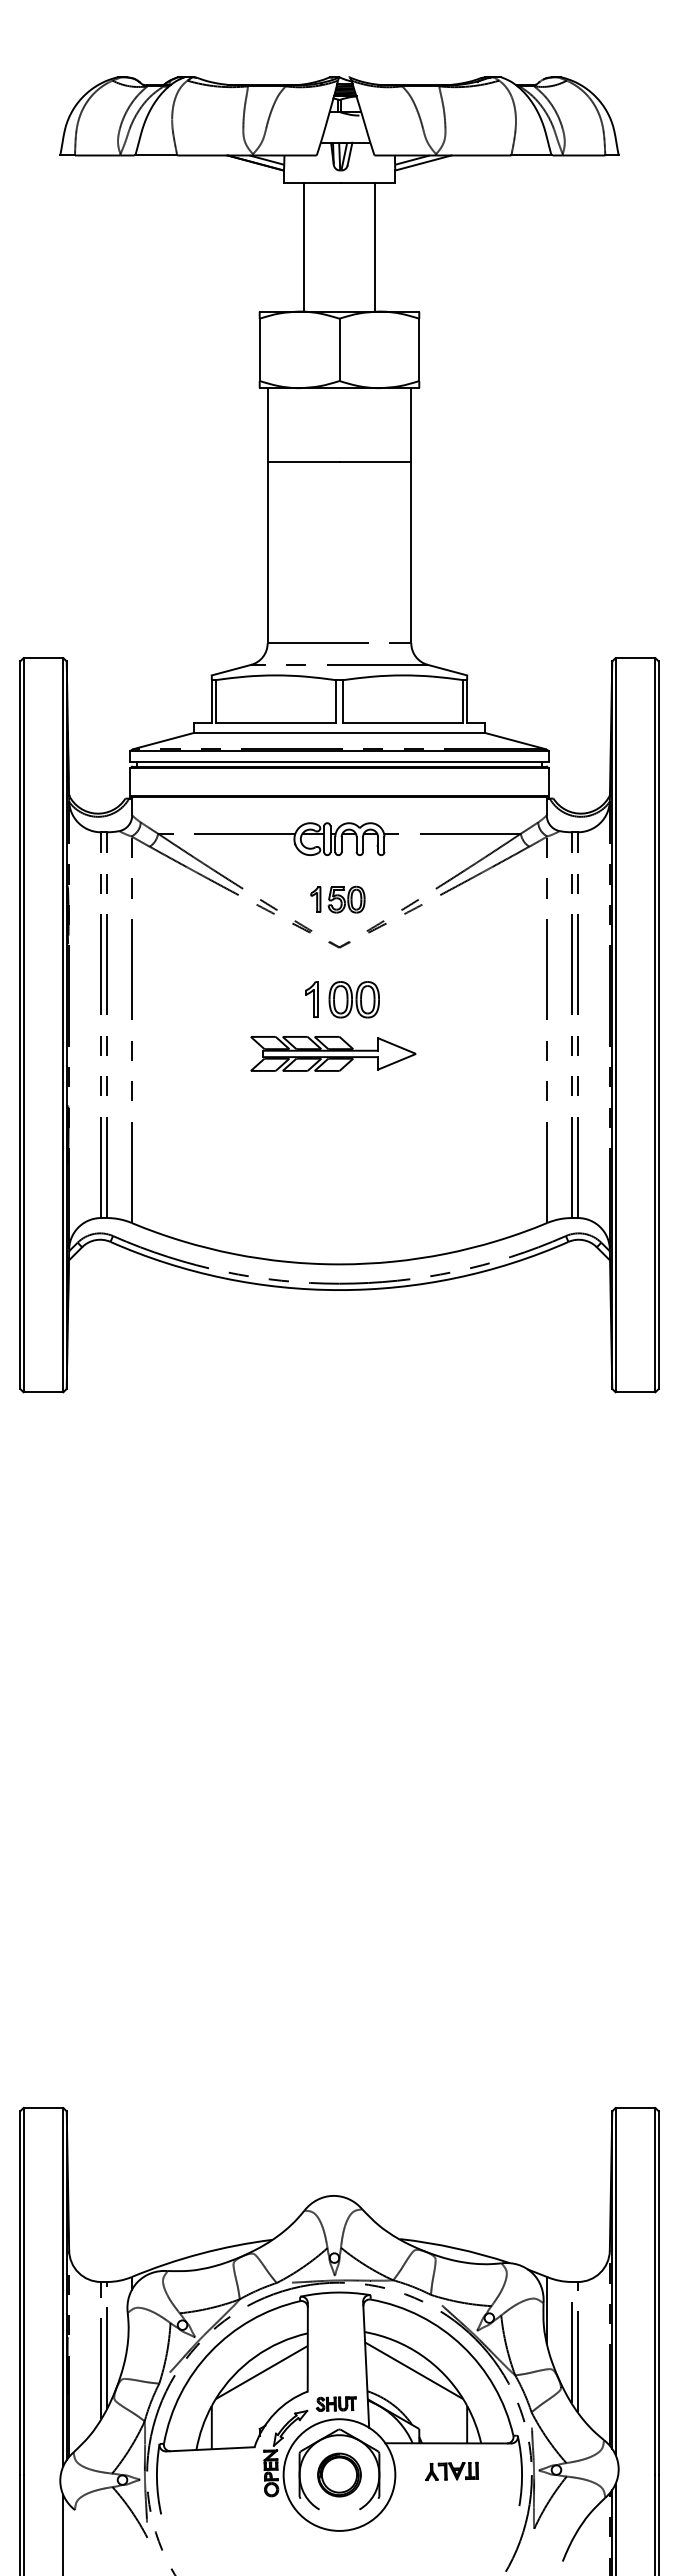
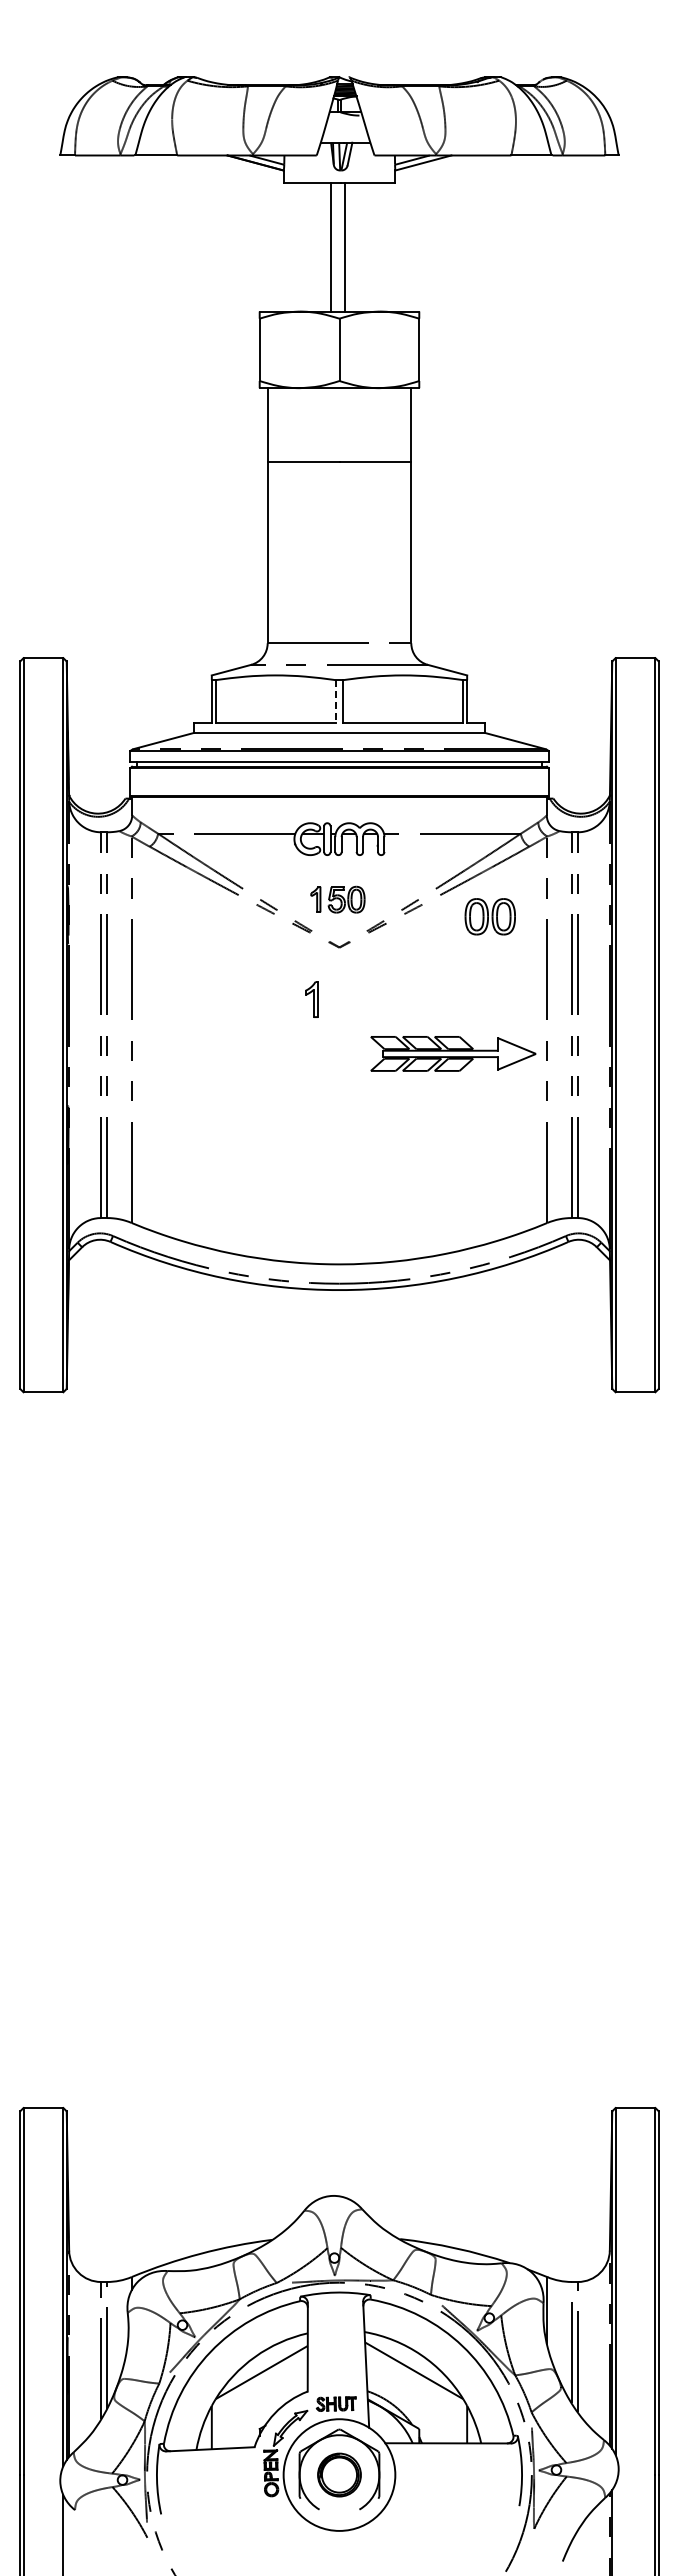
line position: (304, 246) -> (345, 246) (345, 246)
line position: (374, 246) -> (330, 246) (330, 246)
line: solid -> dashed (335, 701)
part position: (353, 999) -> (489, 916) (489, 916)
part position: (333, 1053) -> (453, 1053) (453, 1053)
part: present -> none (451, 2471)
line: present -> none (615, 2528)
